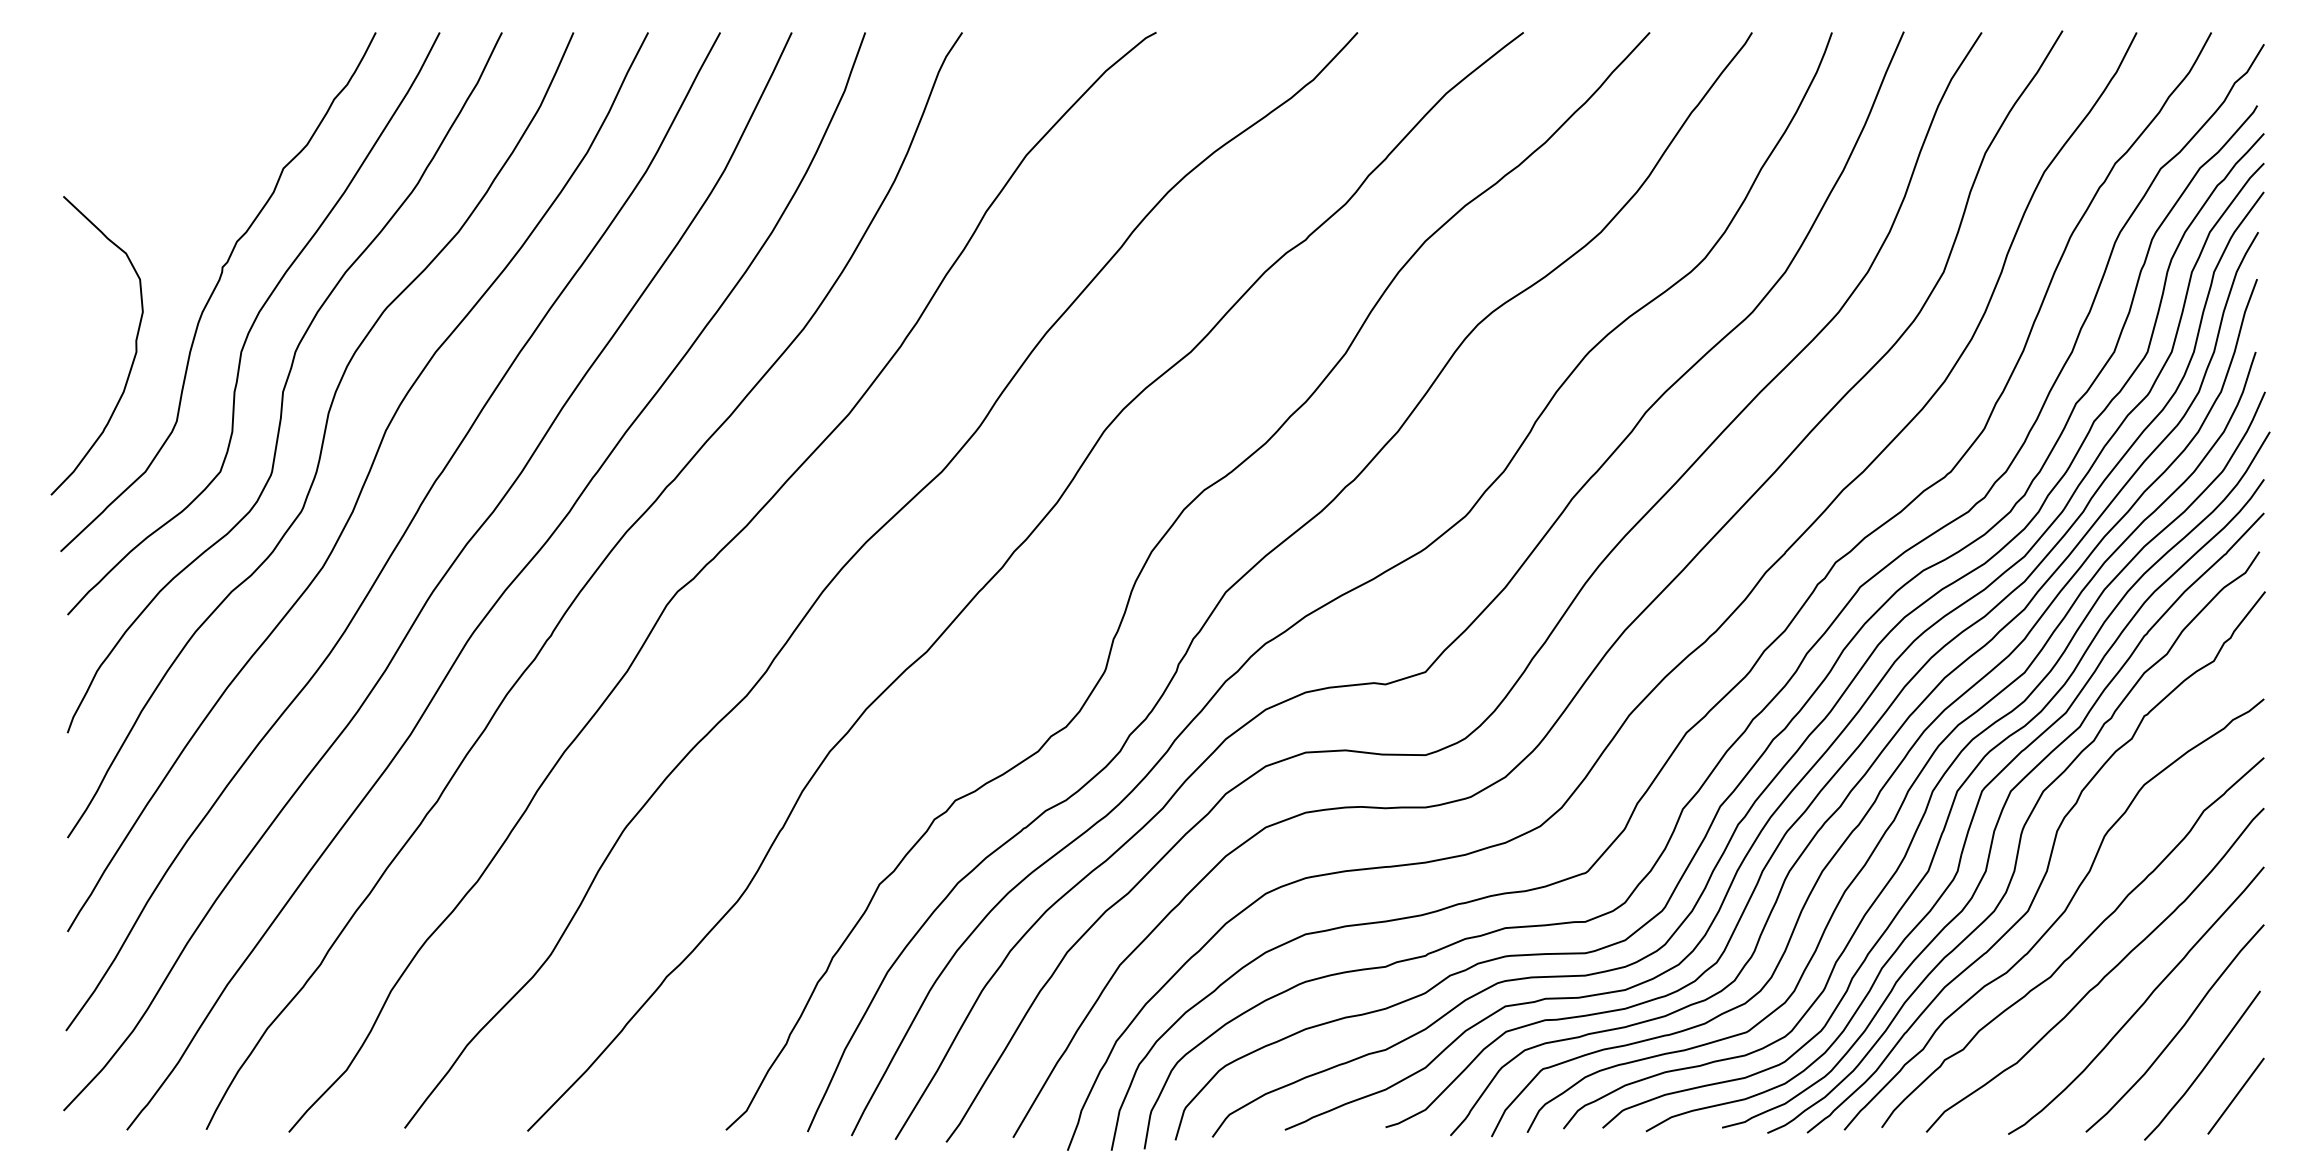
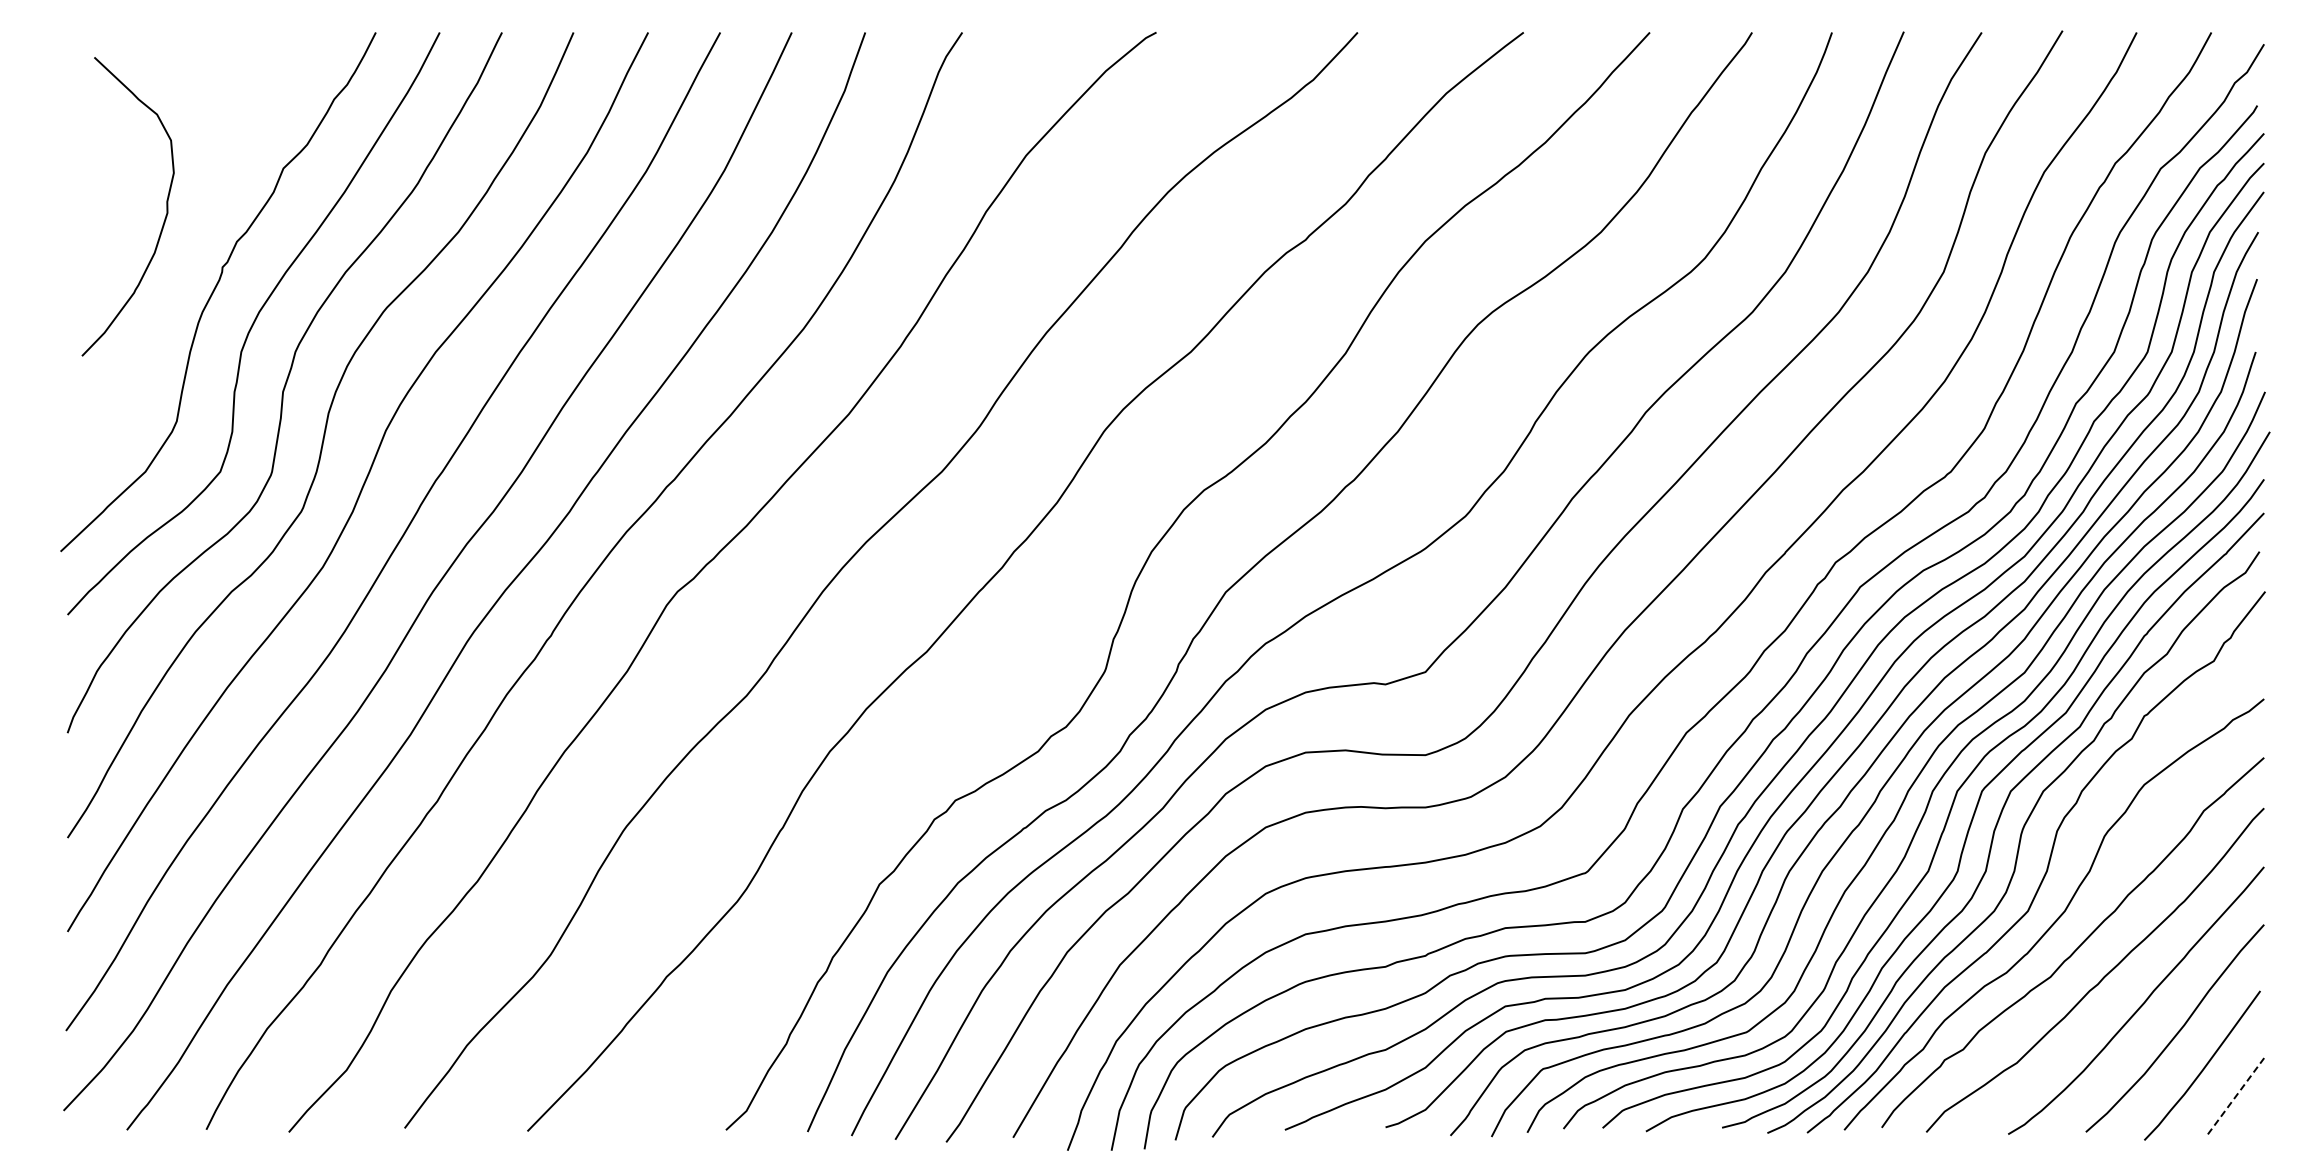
curve position: (133, 357) -> (164, 218) (164, 218)
line: solid -> dashed (2236, 1095)
